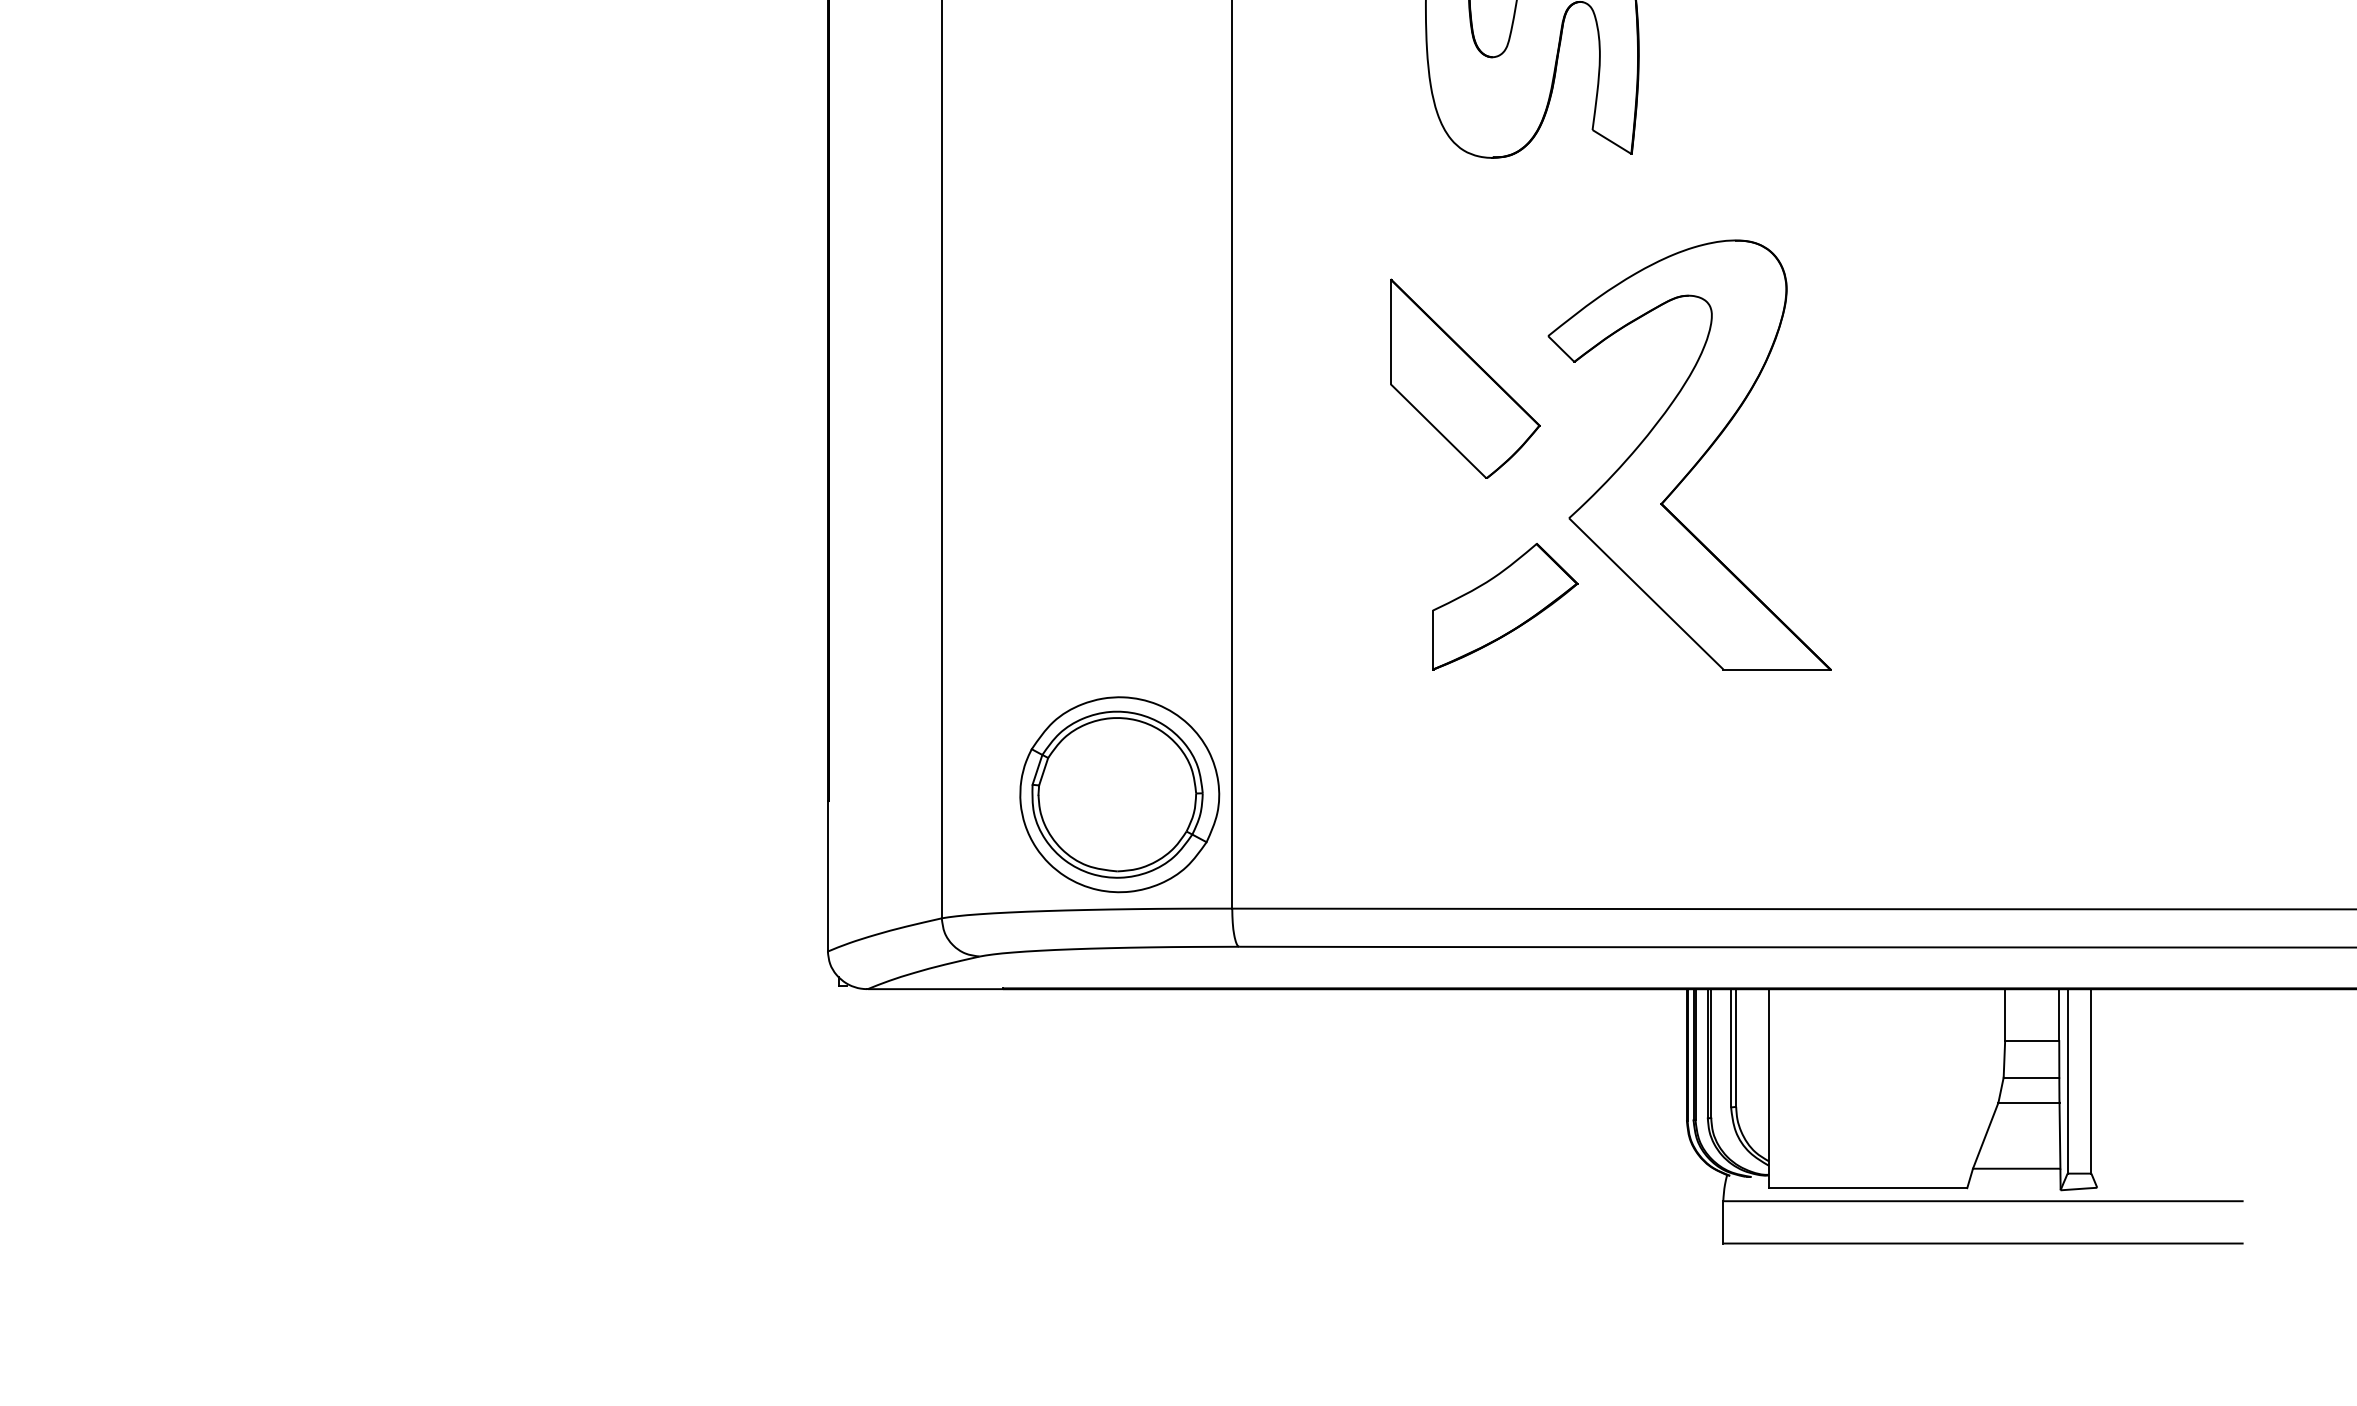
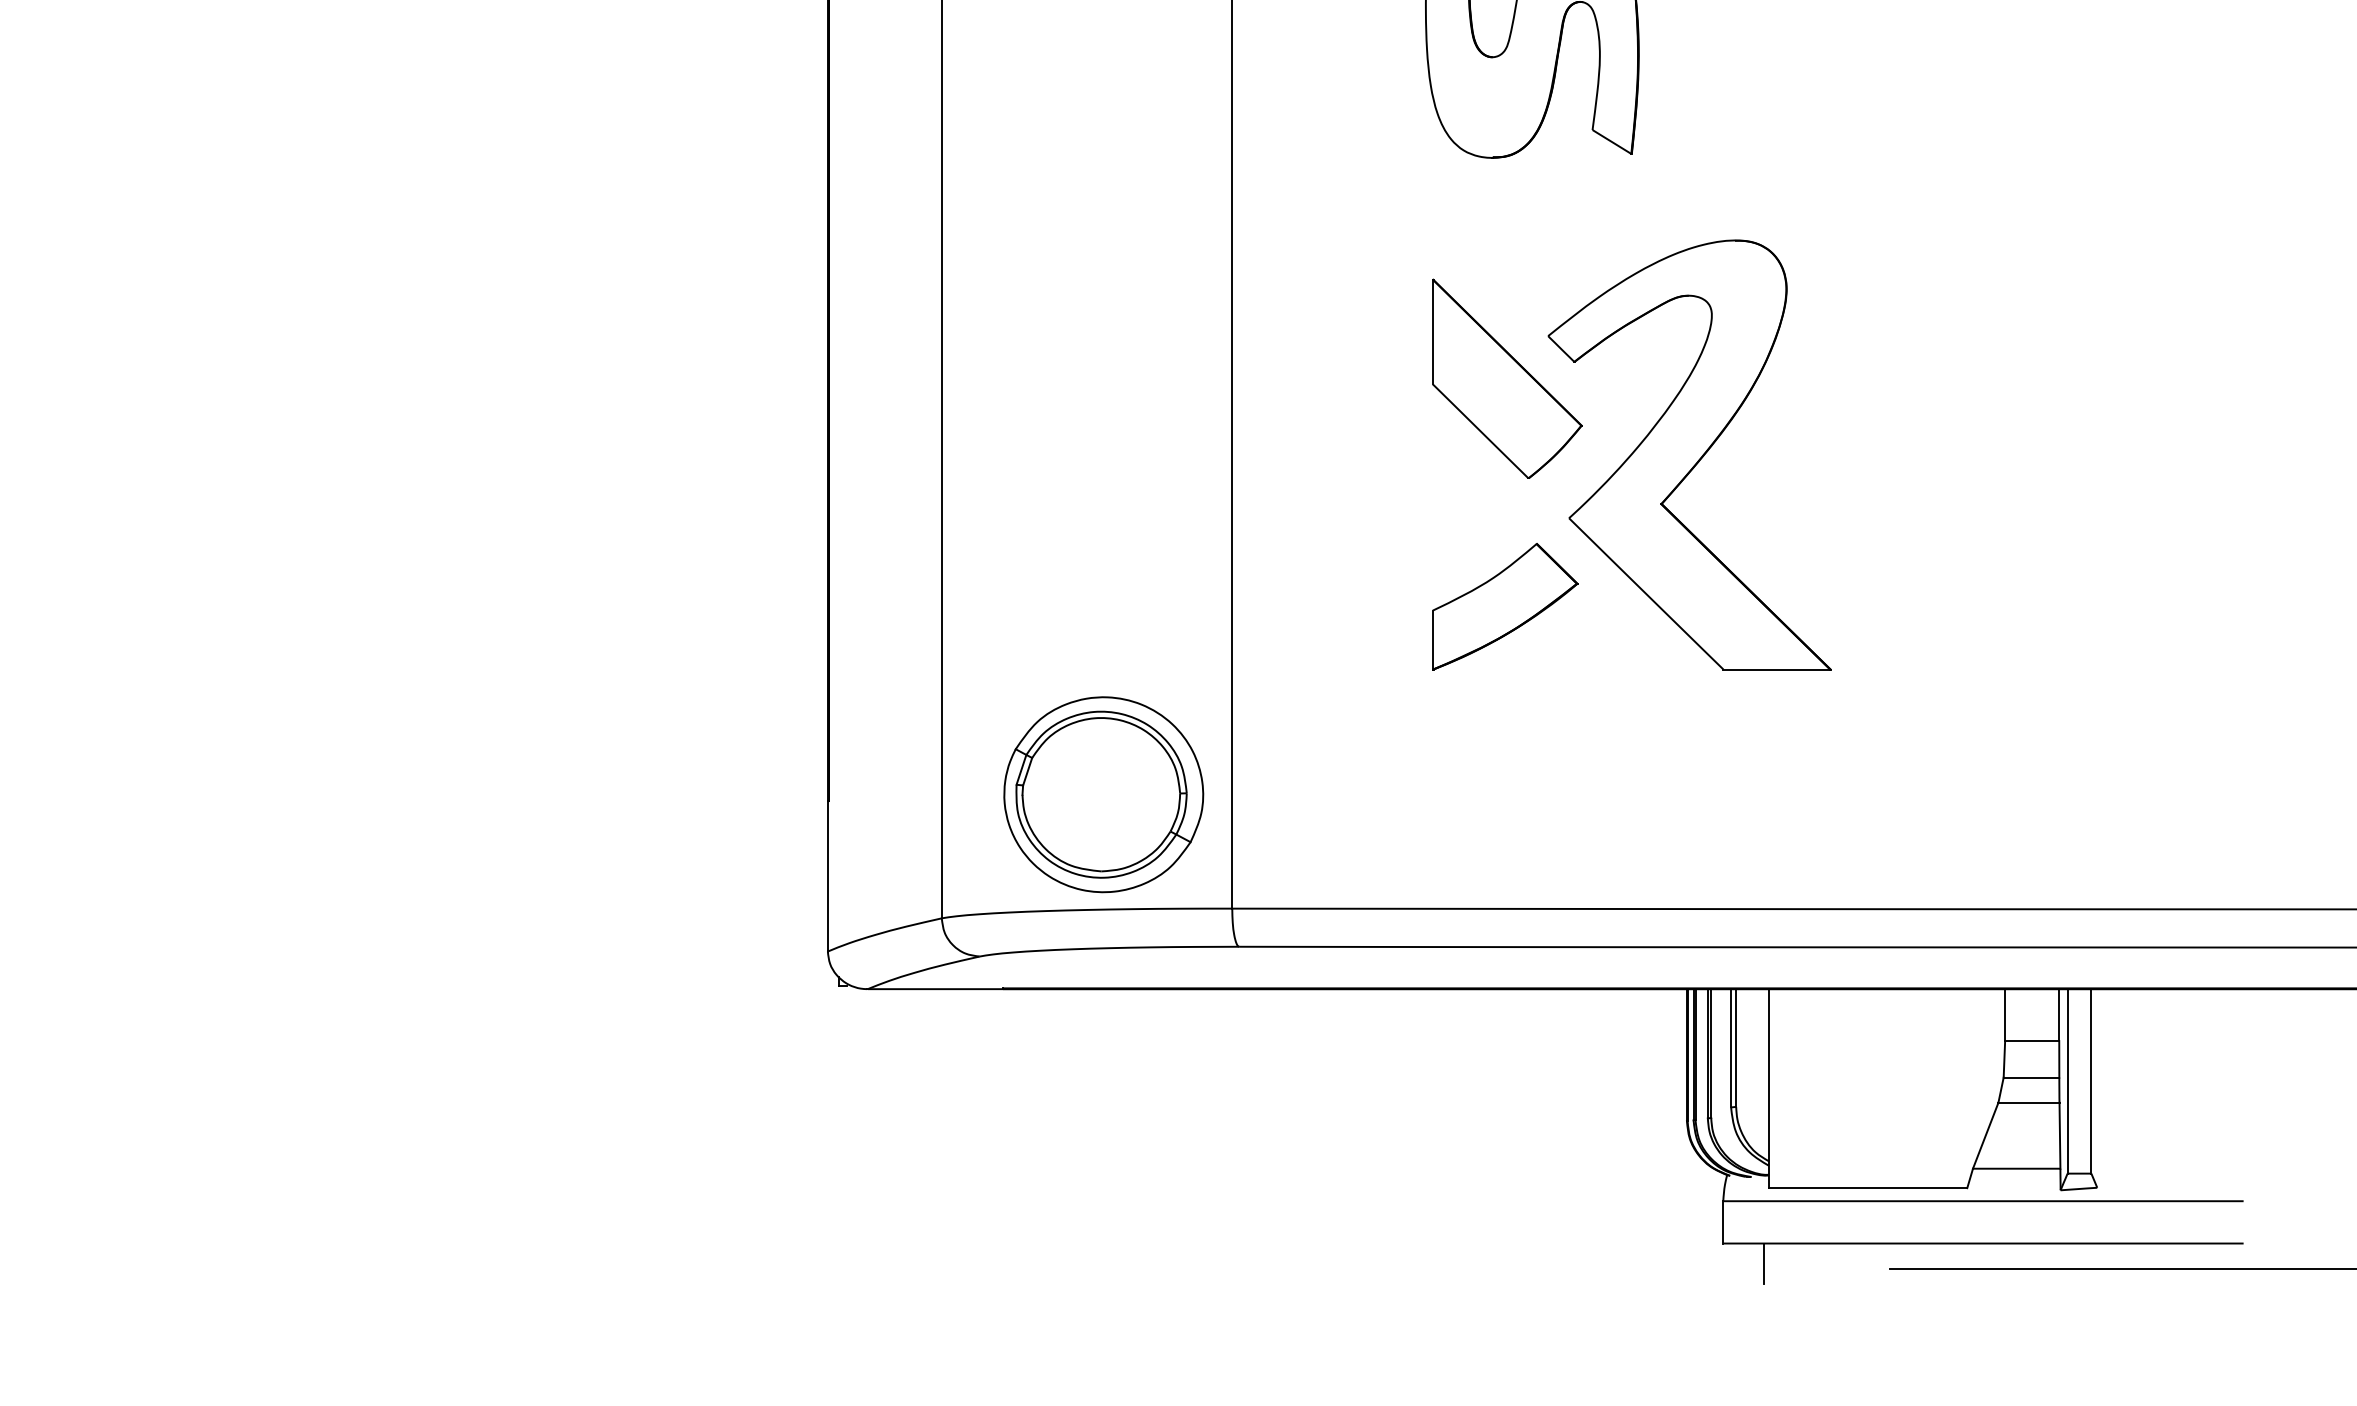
part position: (1465, 378) -> (1507, 378) (1507, 378)
part position: (1119, 794) -> (1103, 794) (1103, 794)
line: none -> present (1763, 1263)
line: none -> present (2121, 1268)
